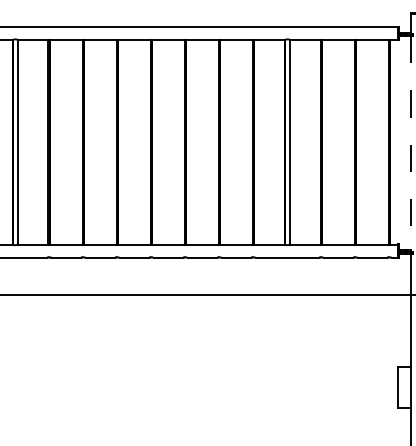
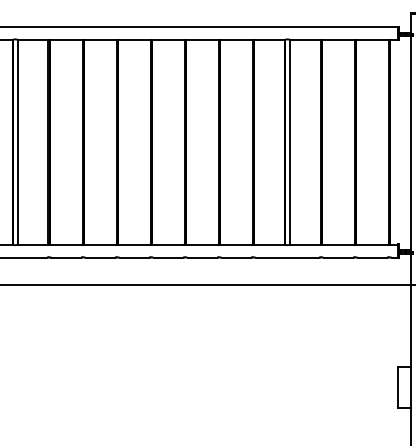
line: dashed -> solid (411, 144)
line position: (207, 295) -> (207, 285) (207, 285)
